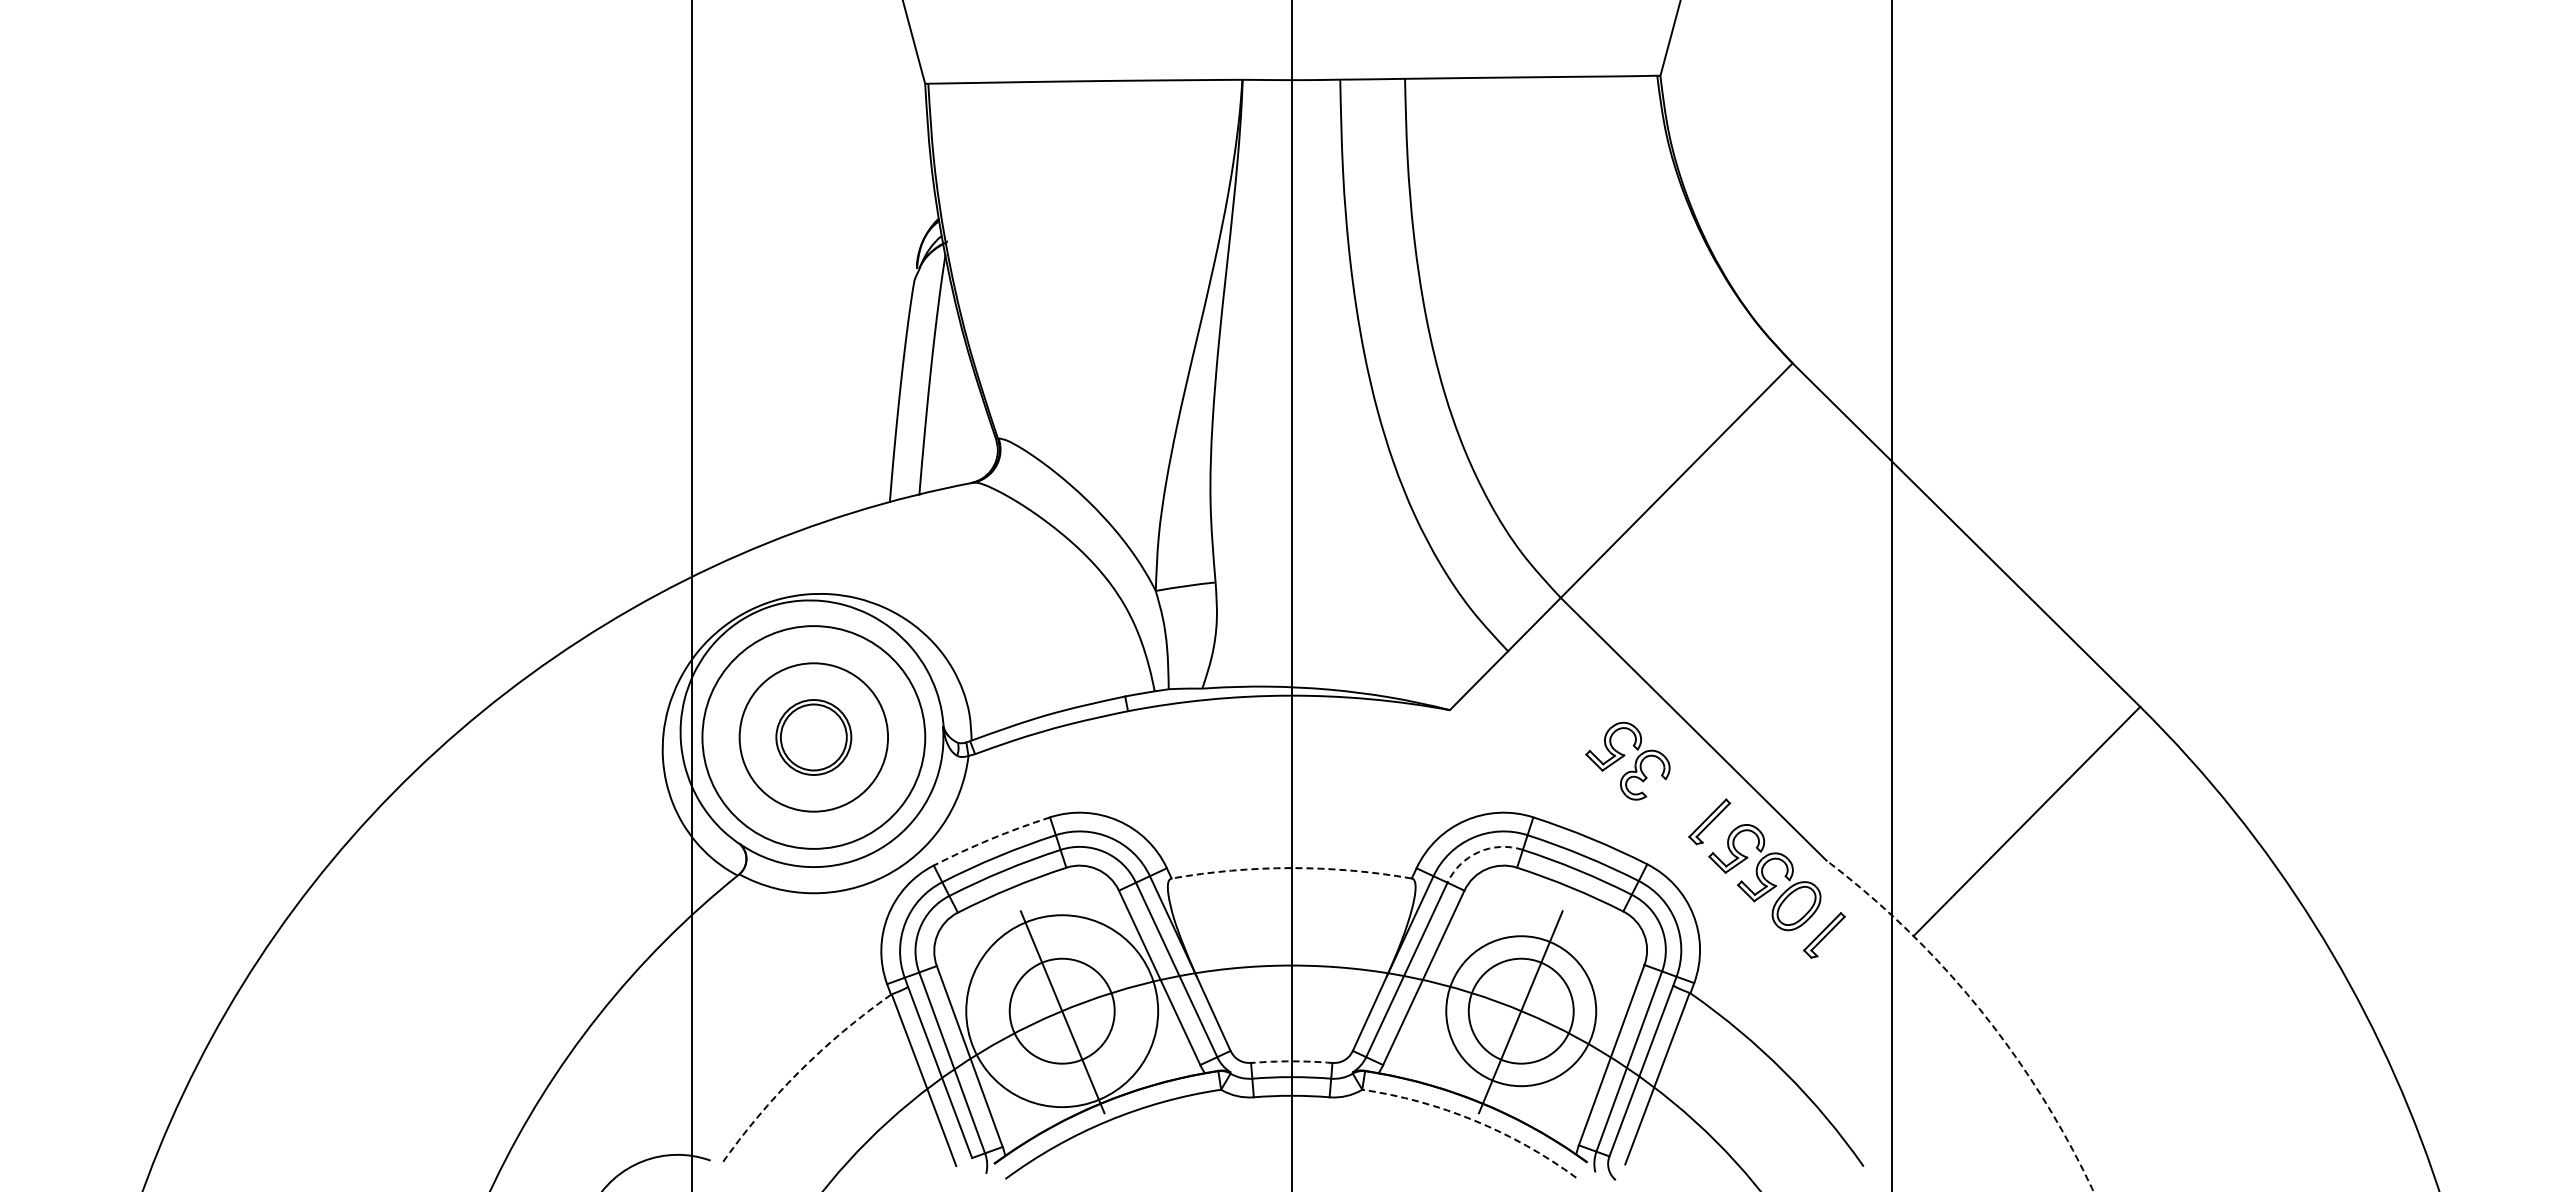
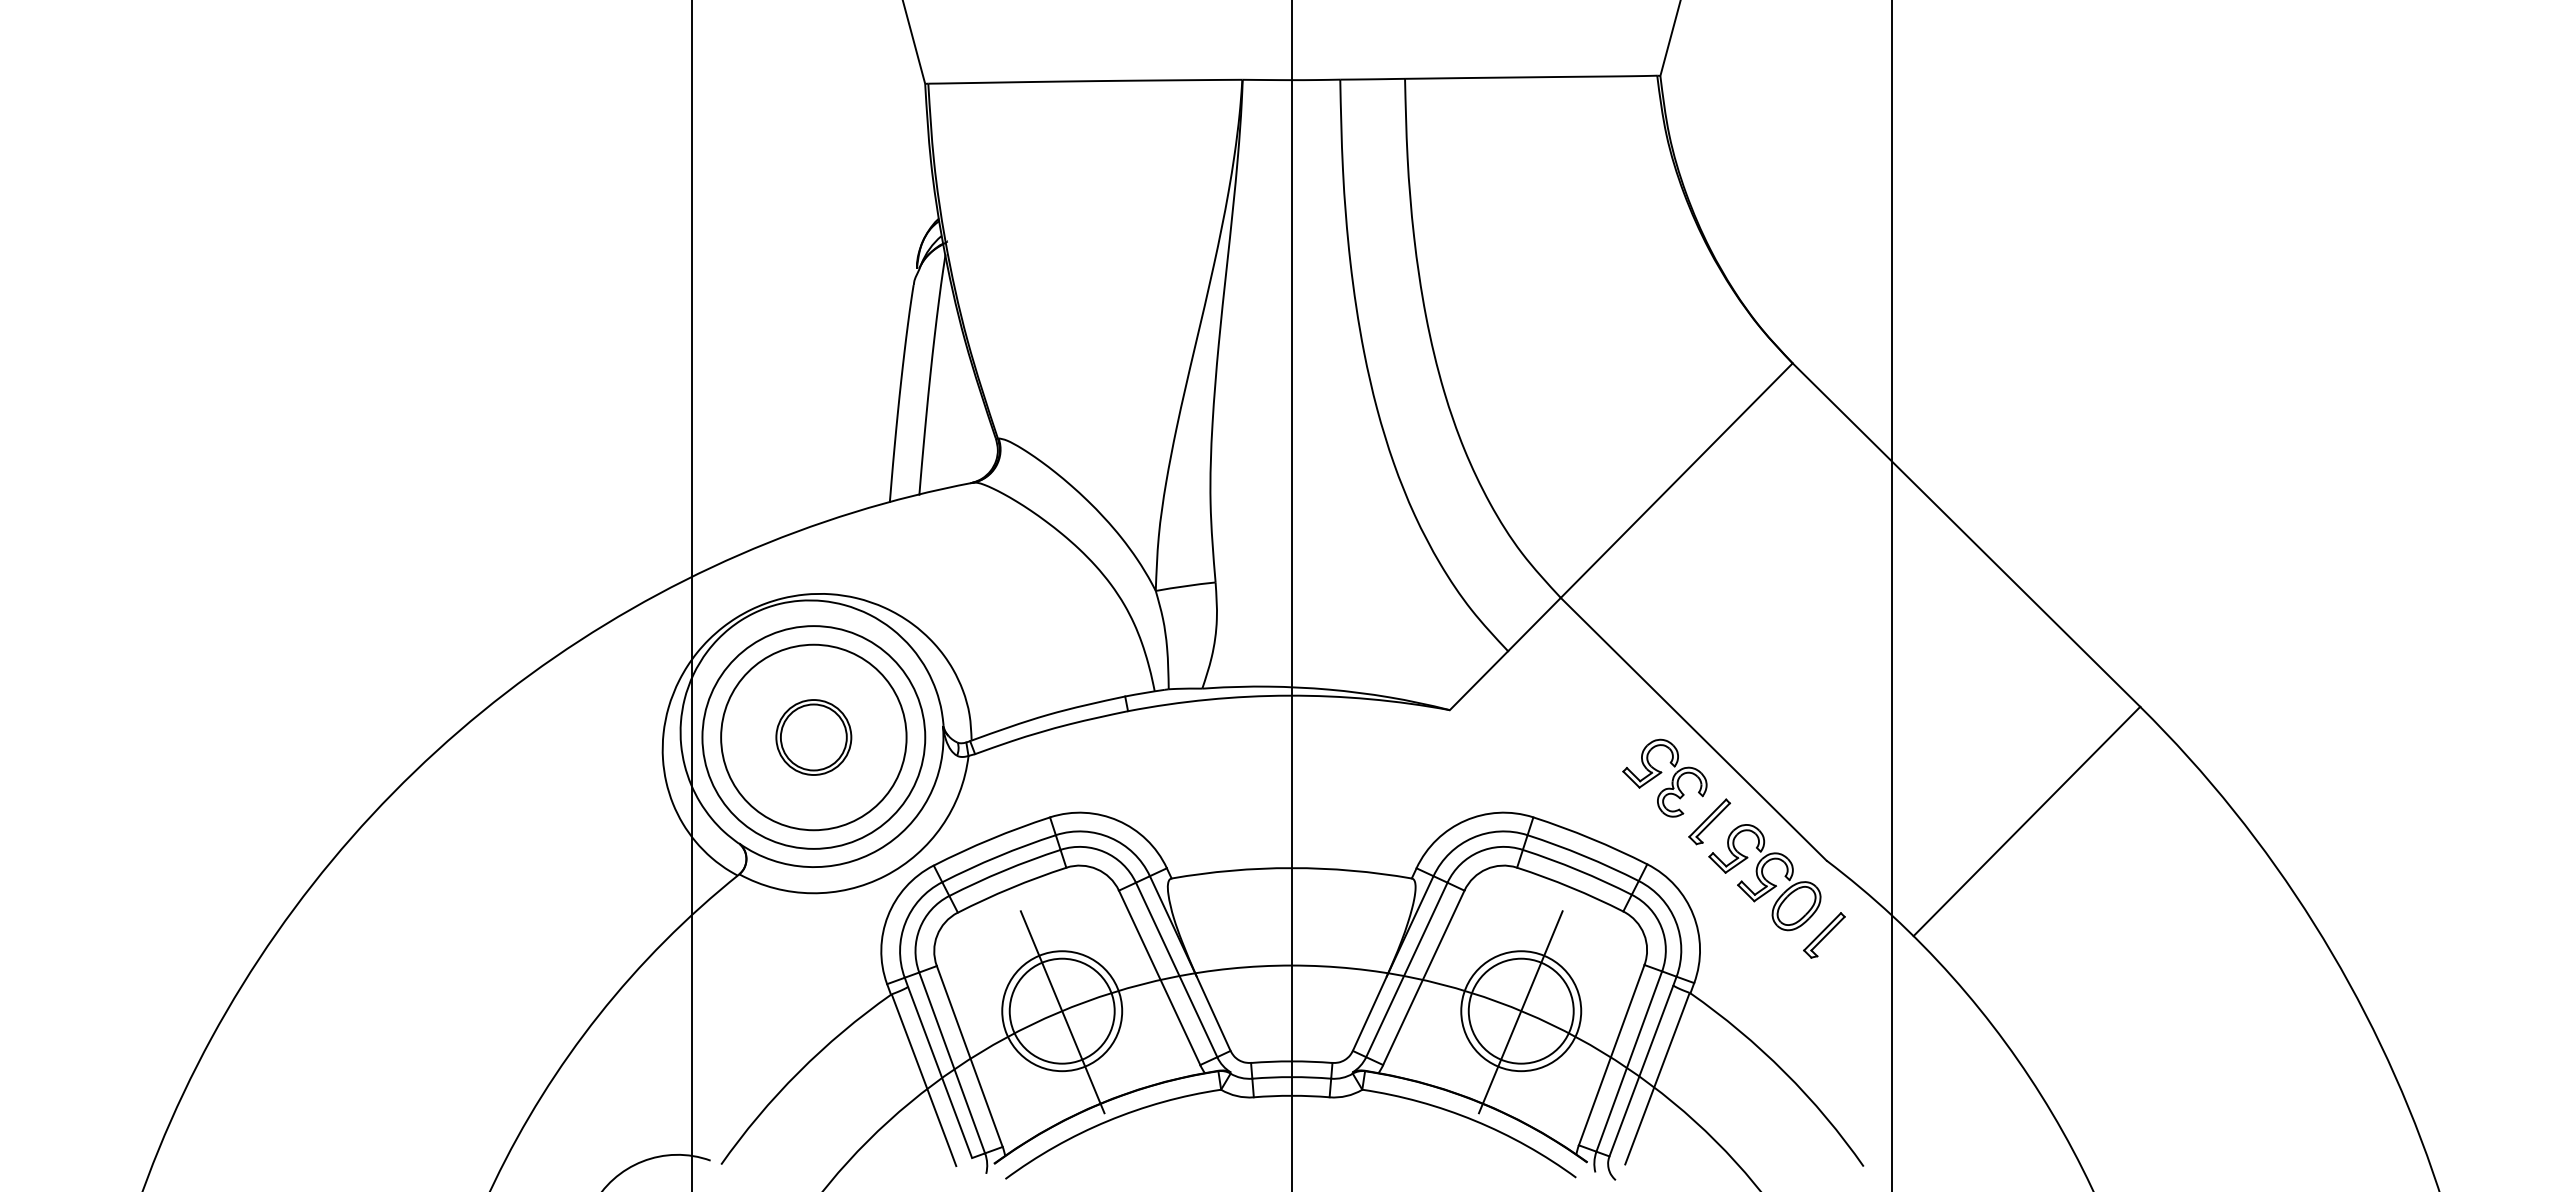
circle diameter: 148 px -> 185 px (813, 737)
part position: (1627, 760) -> (1664, 777) (1664, 777)
arc: dashed -> solid (991, 839)
arc: dashed -> solid (1478, 852)
arc: dashed -> solid (1291, 868)
arc: dashed -> solid (1980, 1010)
circle diameter: 192 px -> 120 px (1062, 1011)
circle diameter: 150 px -> 120 px (1521, 1011)
arc: dashed -> solid (1291, 1061)
arc: dashed -> solid (798, 1072)
arc: dashed -> solid (1474, 1120)
